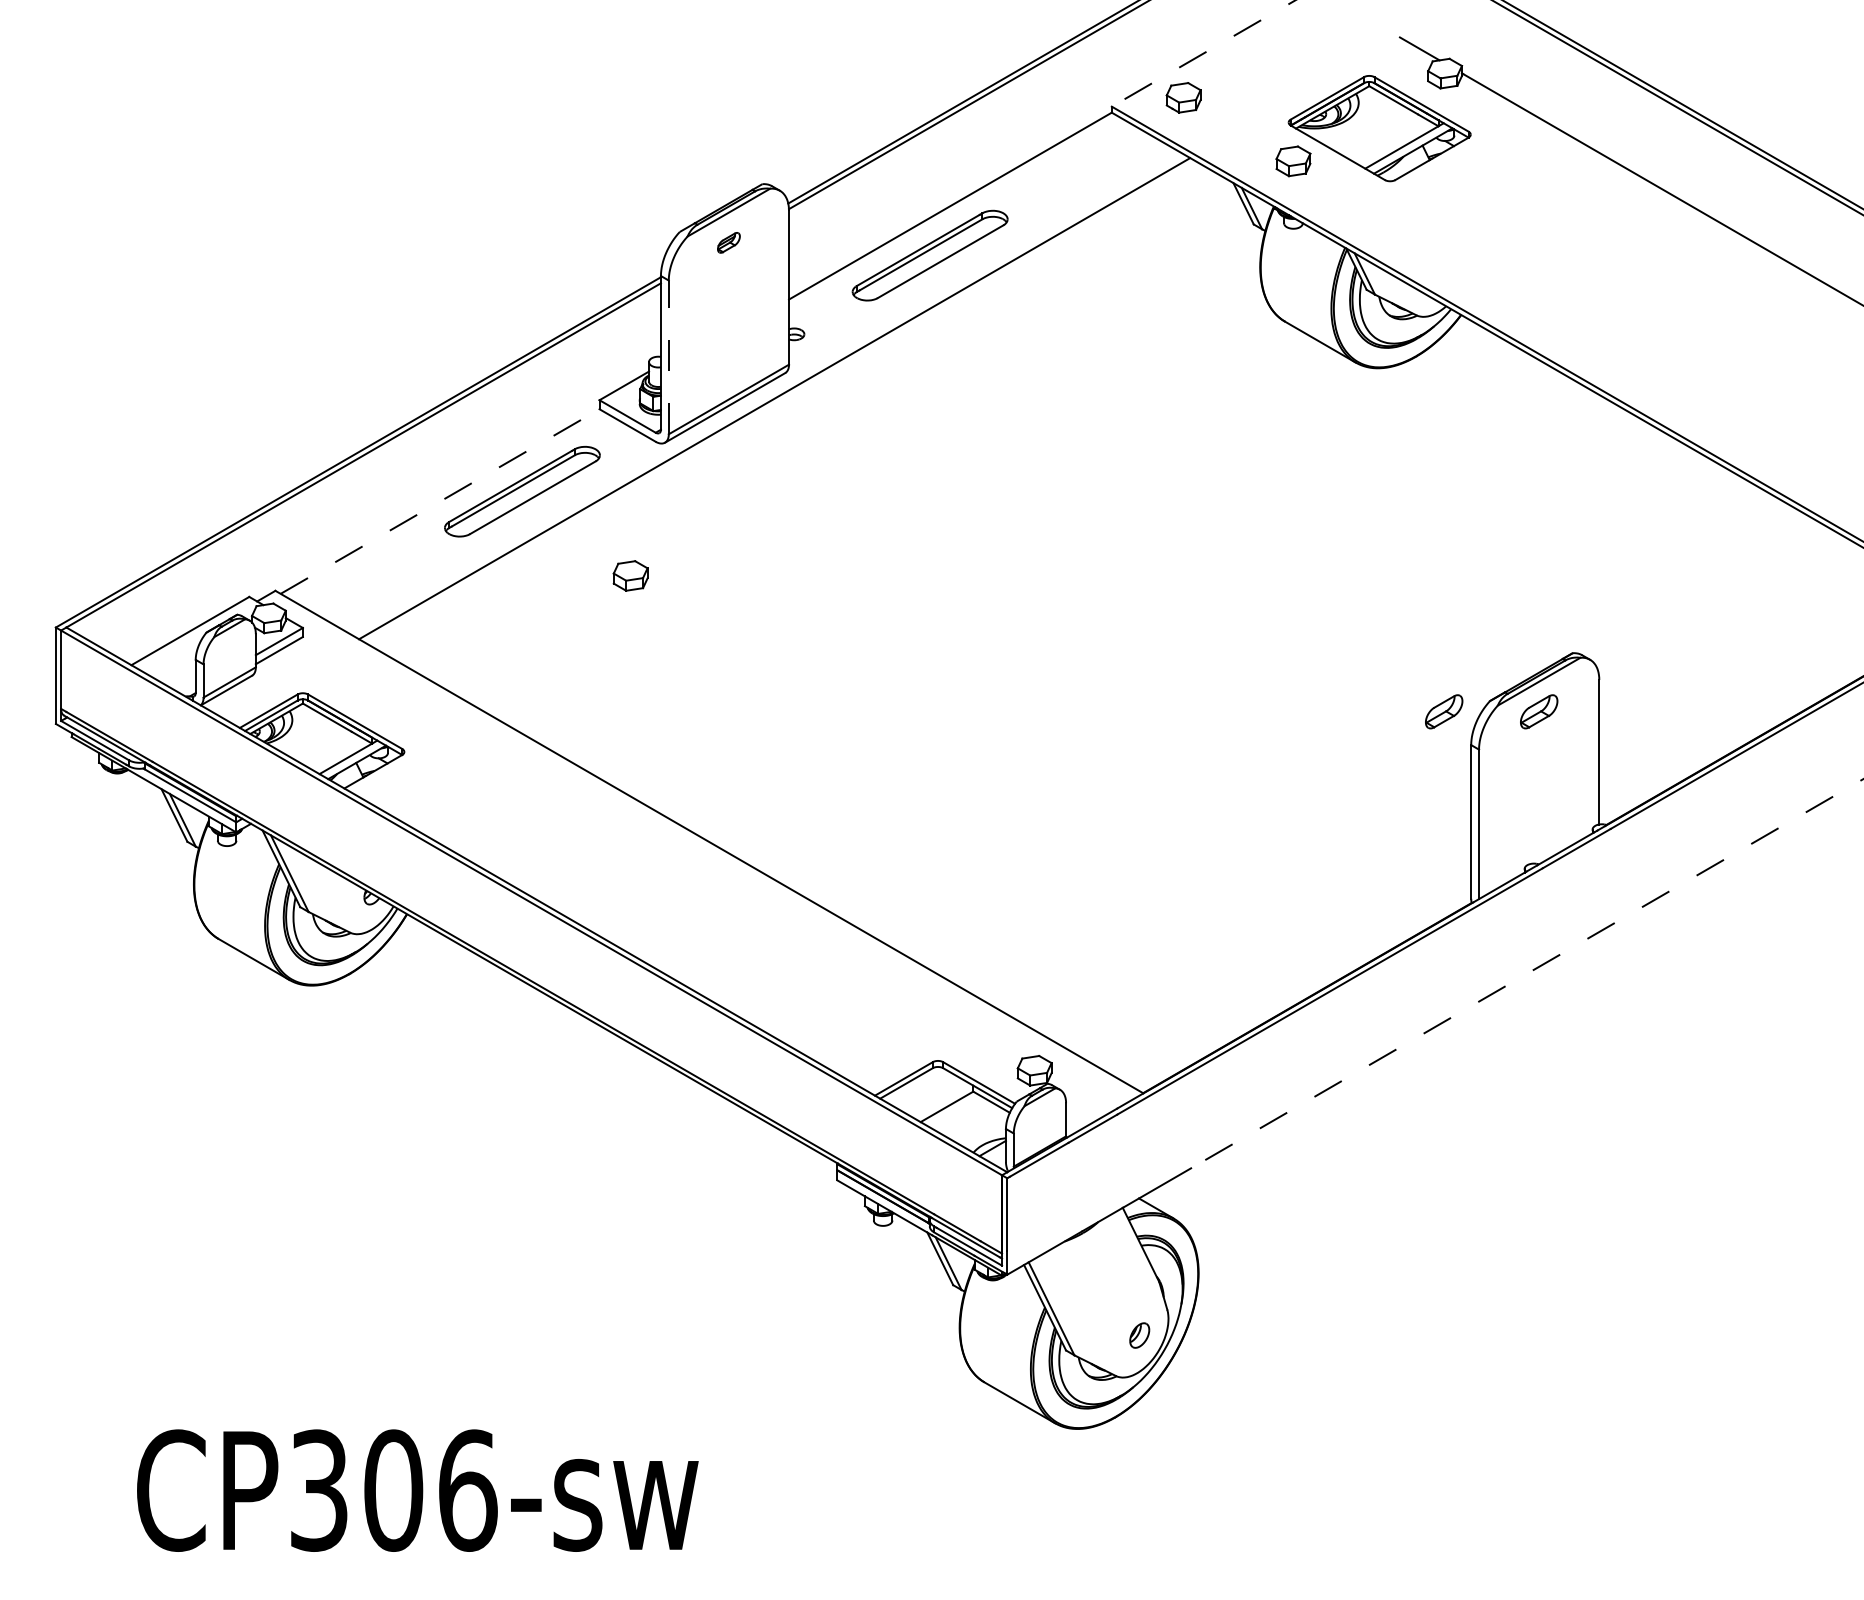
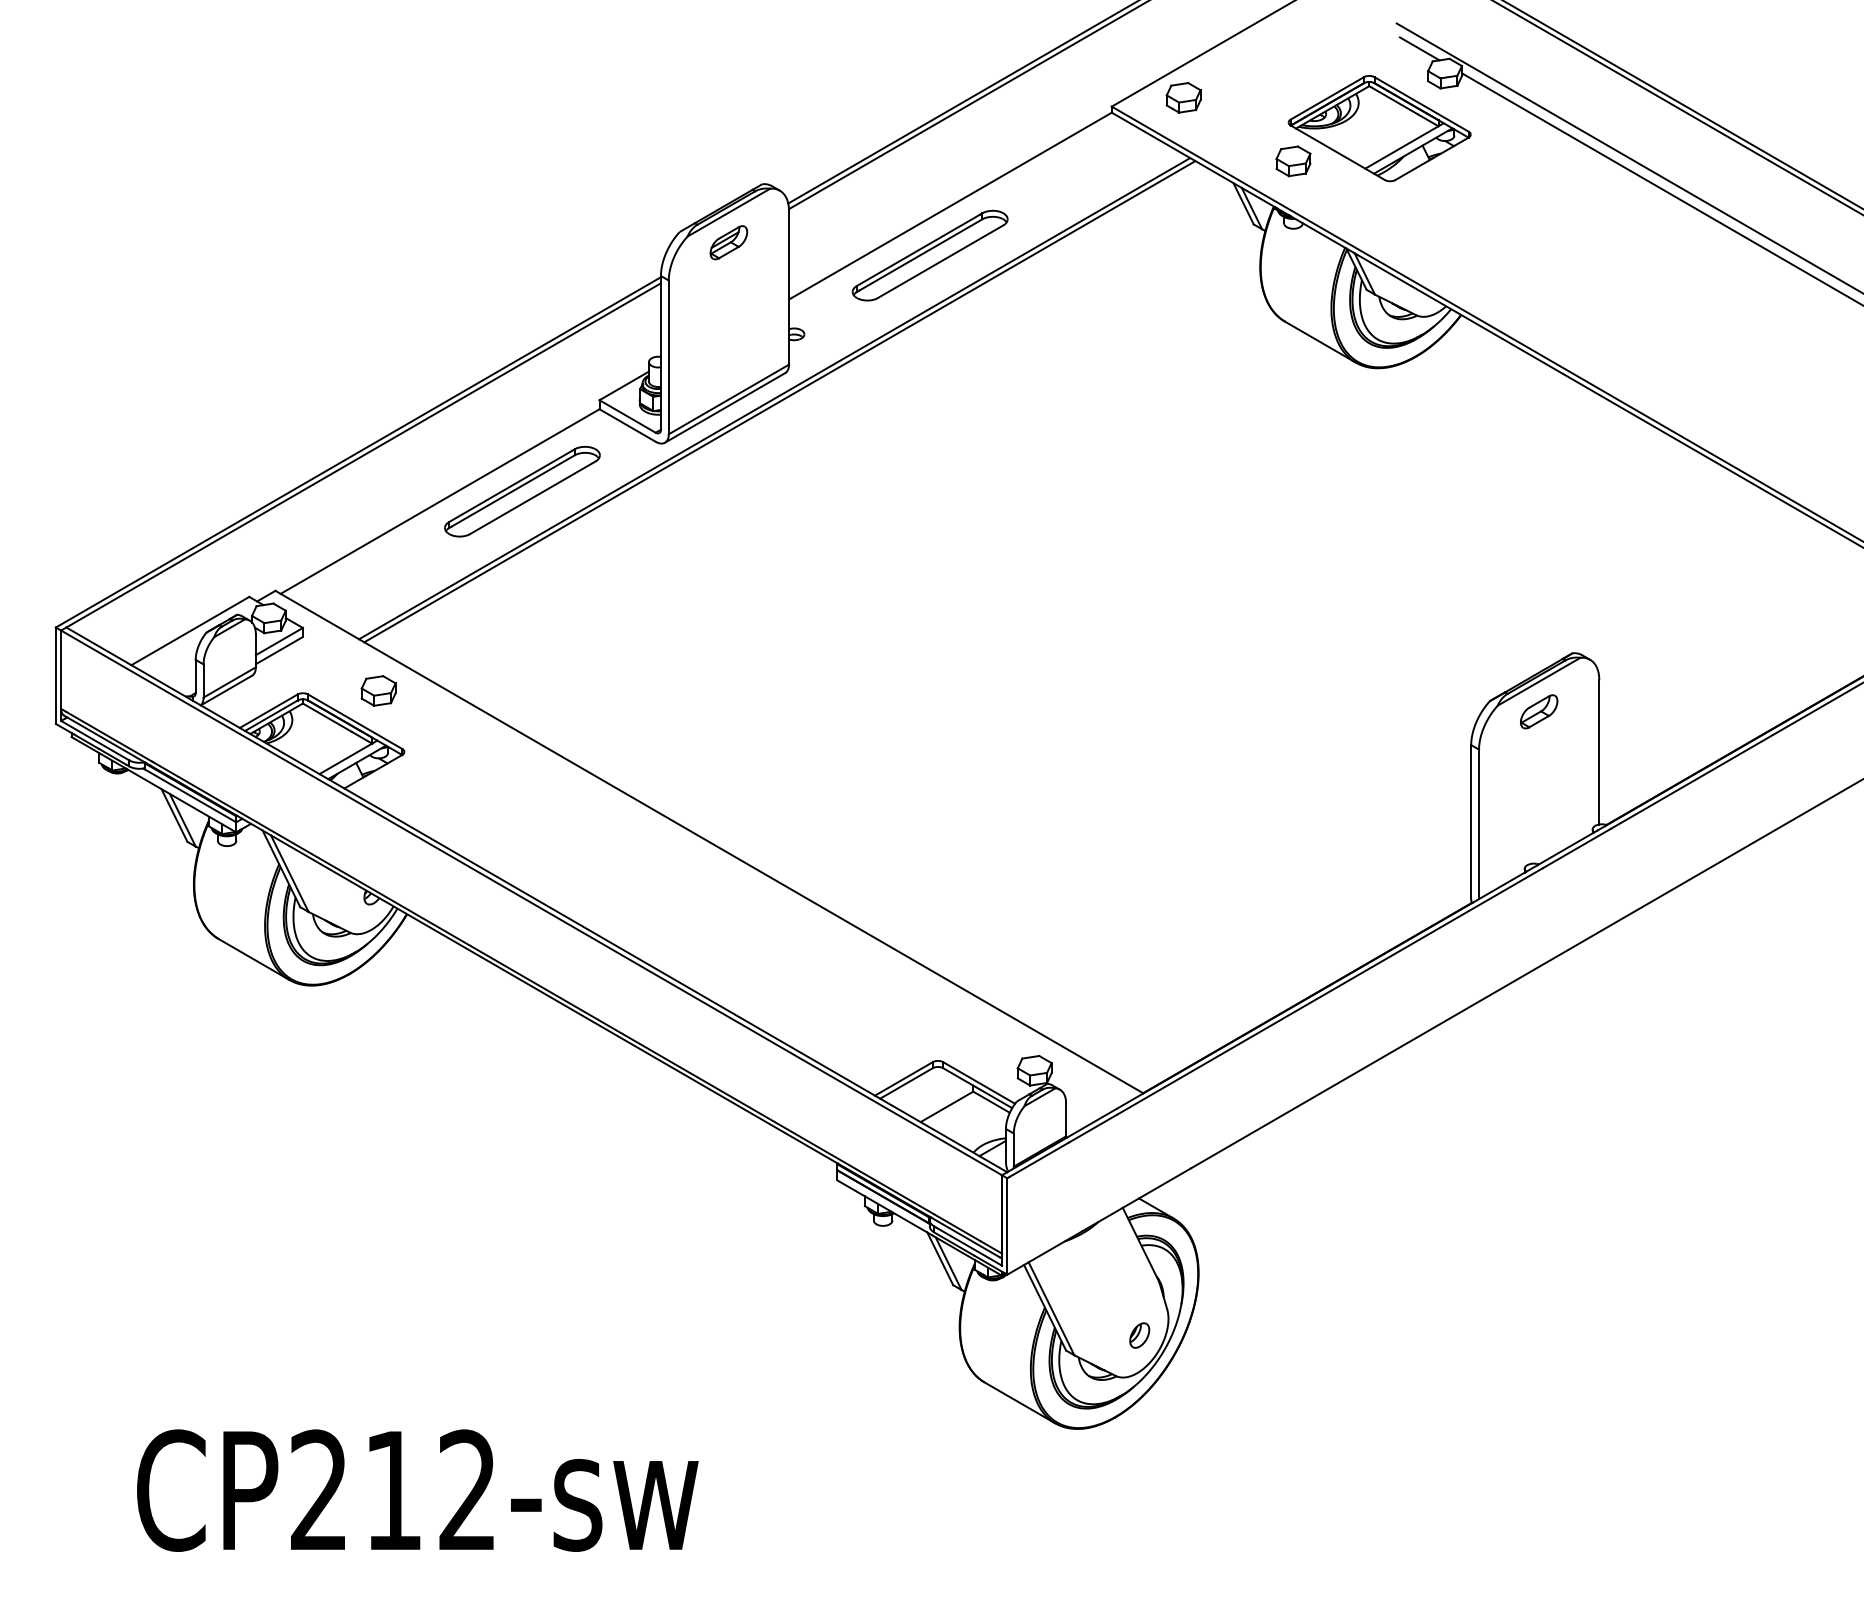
line: dashed -> solid (1203, 53)
line: none -> present (1628, 157)
part size: 24x22 px -> 40x36 px (728, 242)
line: dashed -> solid (668, 357)
line: none -> present (779, 401)
line: dashed -> solid (440, 501)
part position: (630, 575) -> (378, 690) (378, 690)
part: present -> none (1444, 711)
line: dashed -> solid (1527, 973)
text: CP306-sw -> CP212-sw (394, 1490)
